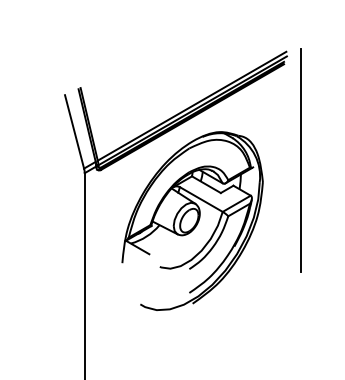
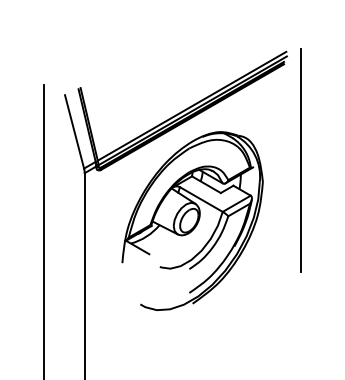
line: none -> present (44, 230)
